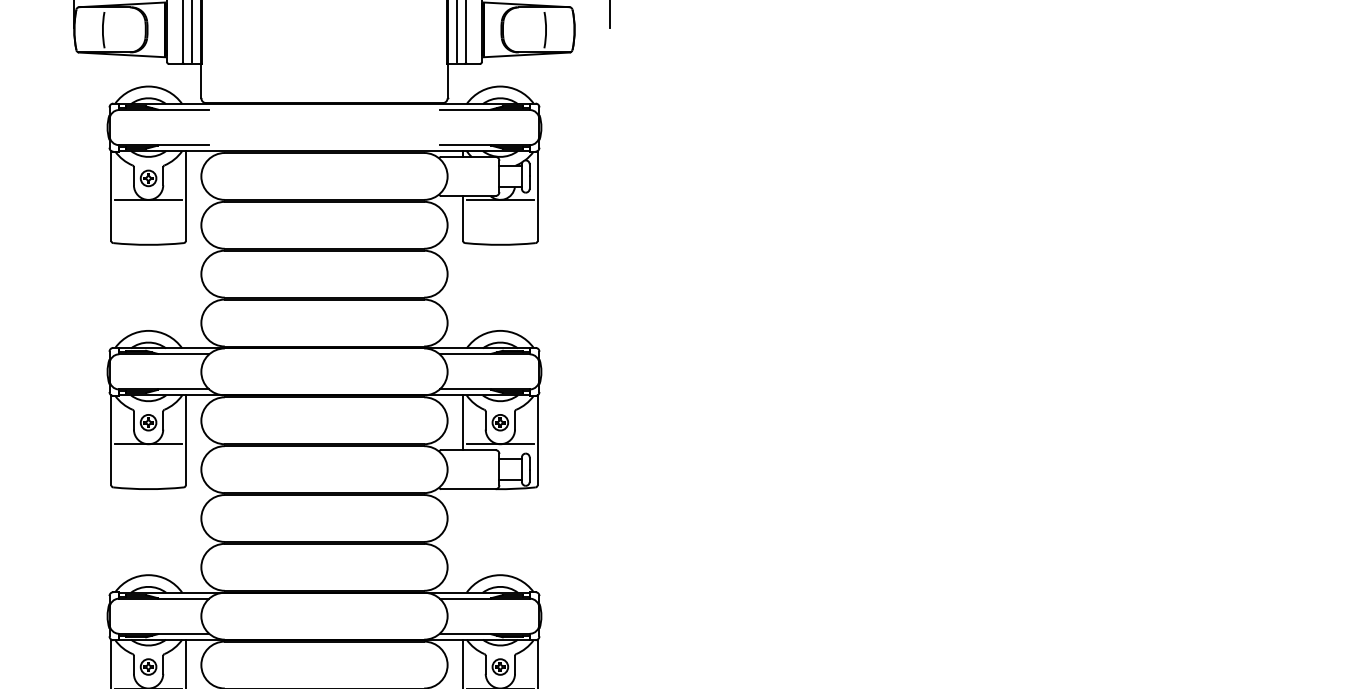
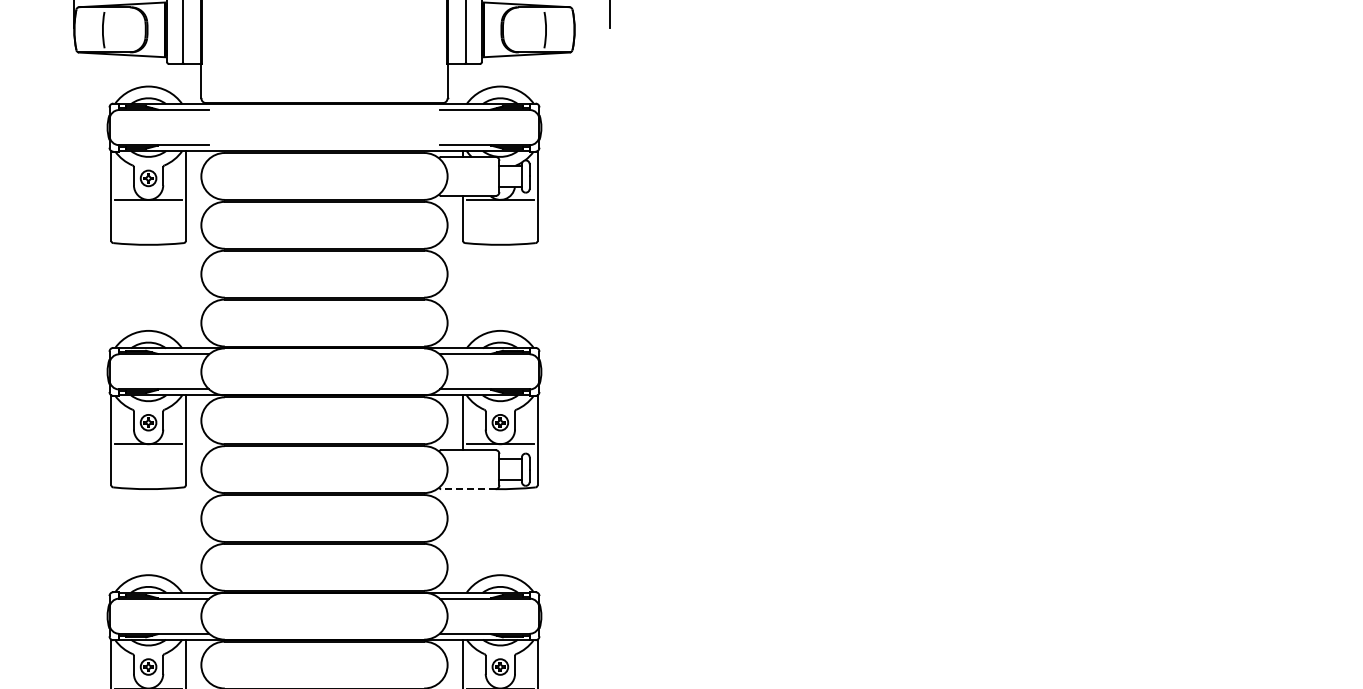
line: present -> none (191, 32)
line: present -> none (457, 32)
line: solid -> dashed (467, 489)
